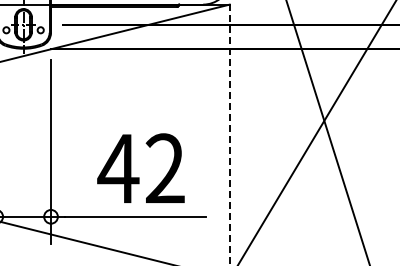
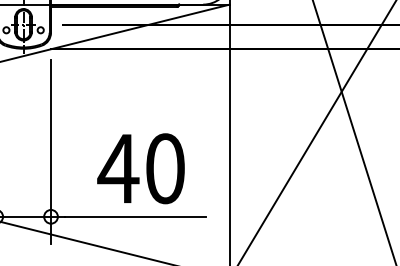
line position: (327, 132) -> (354, 132) (354, 132)
line: dashed -> solid (229, 133)
text: 42 -> 40 (164, 168)
